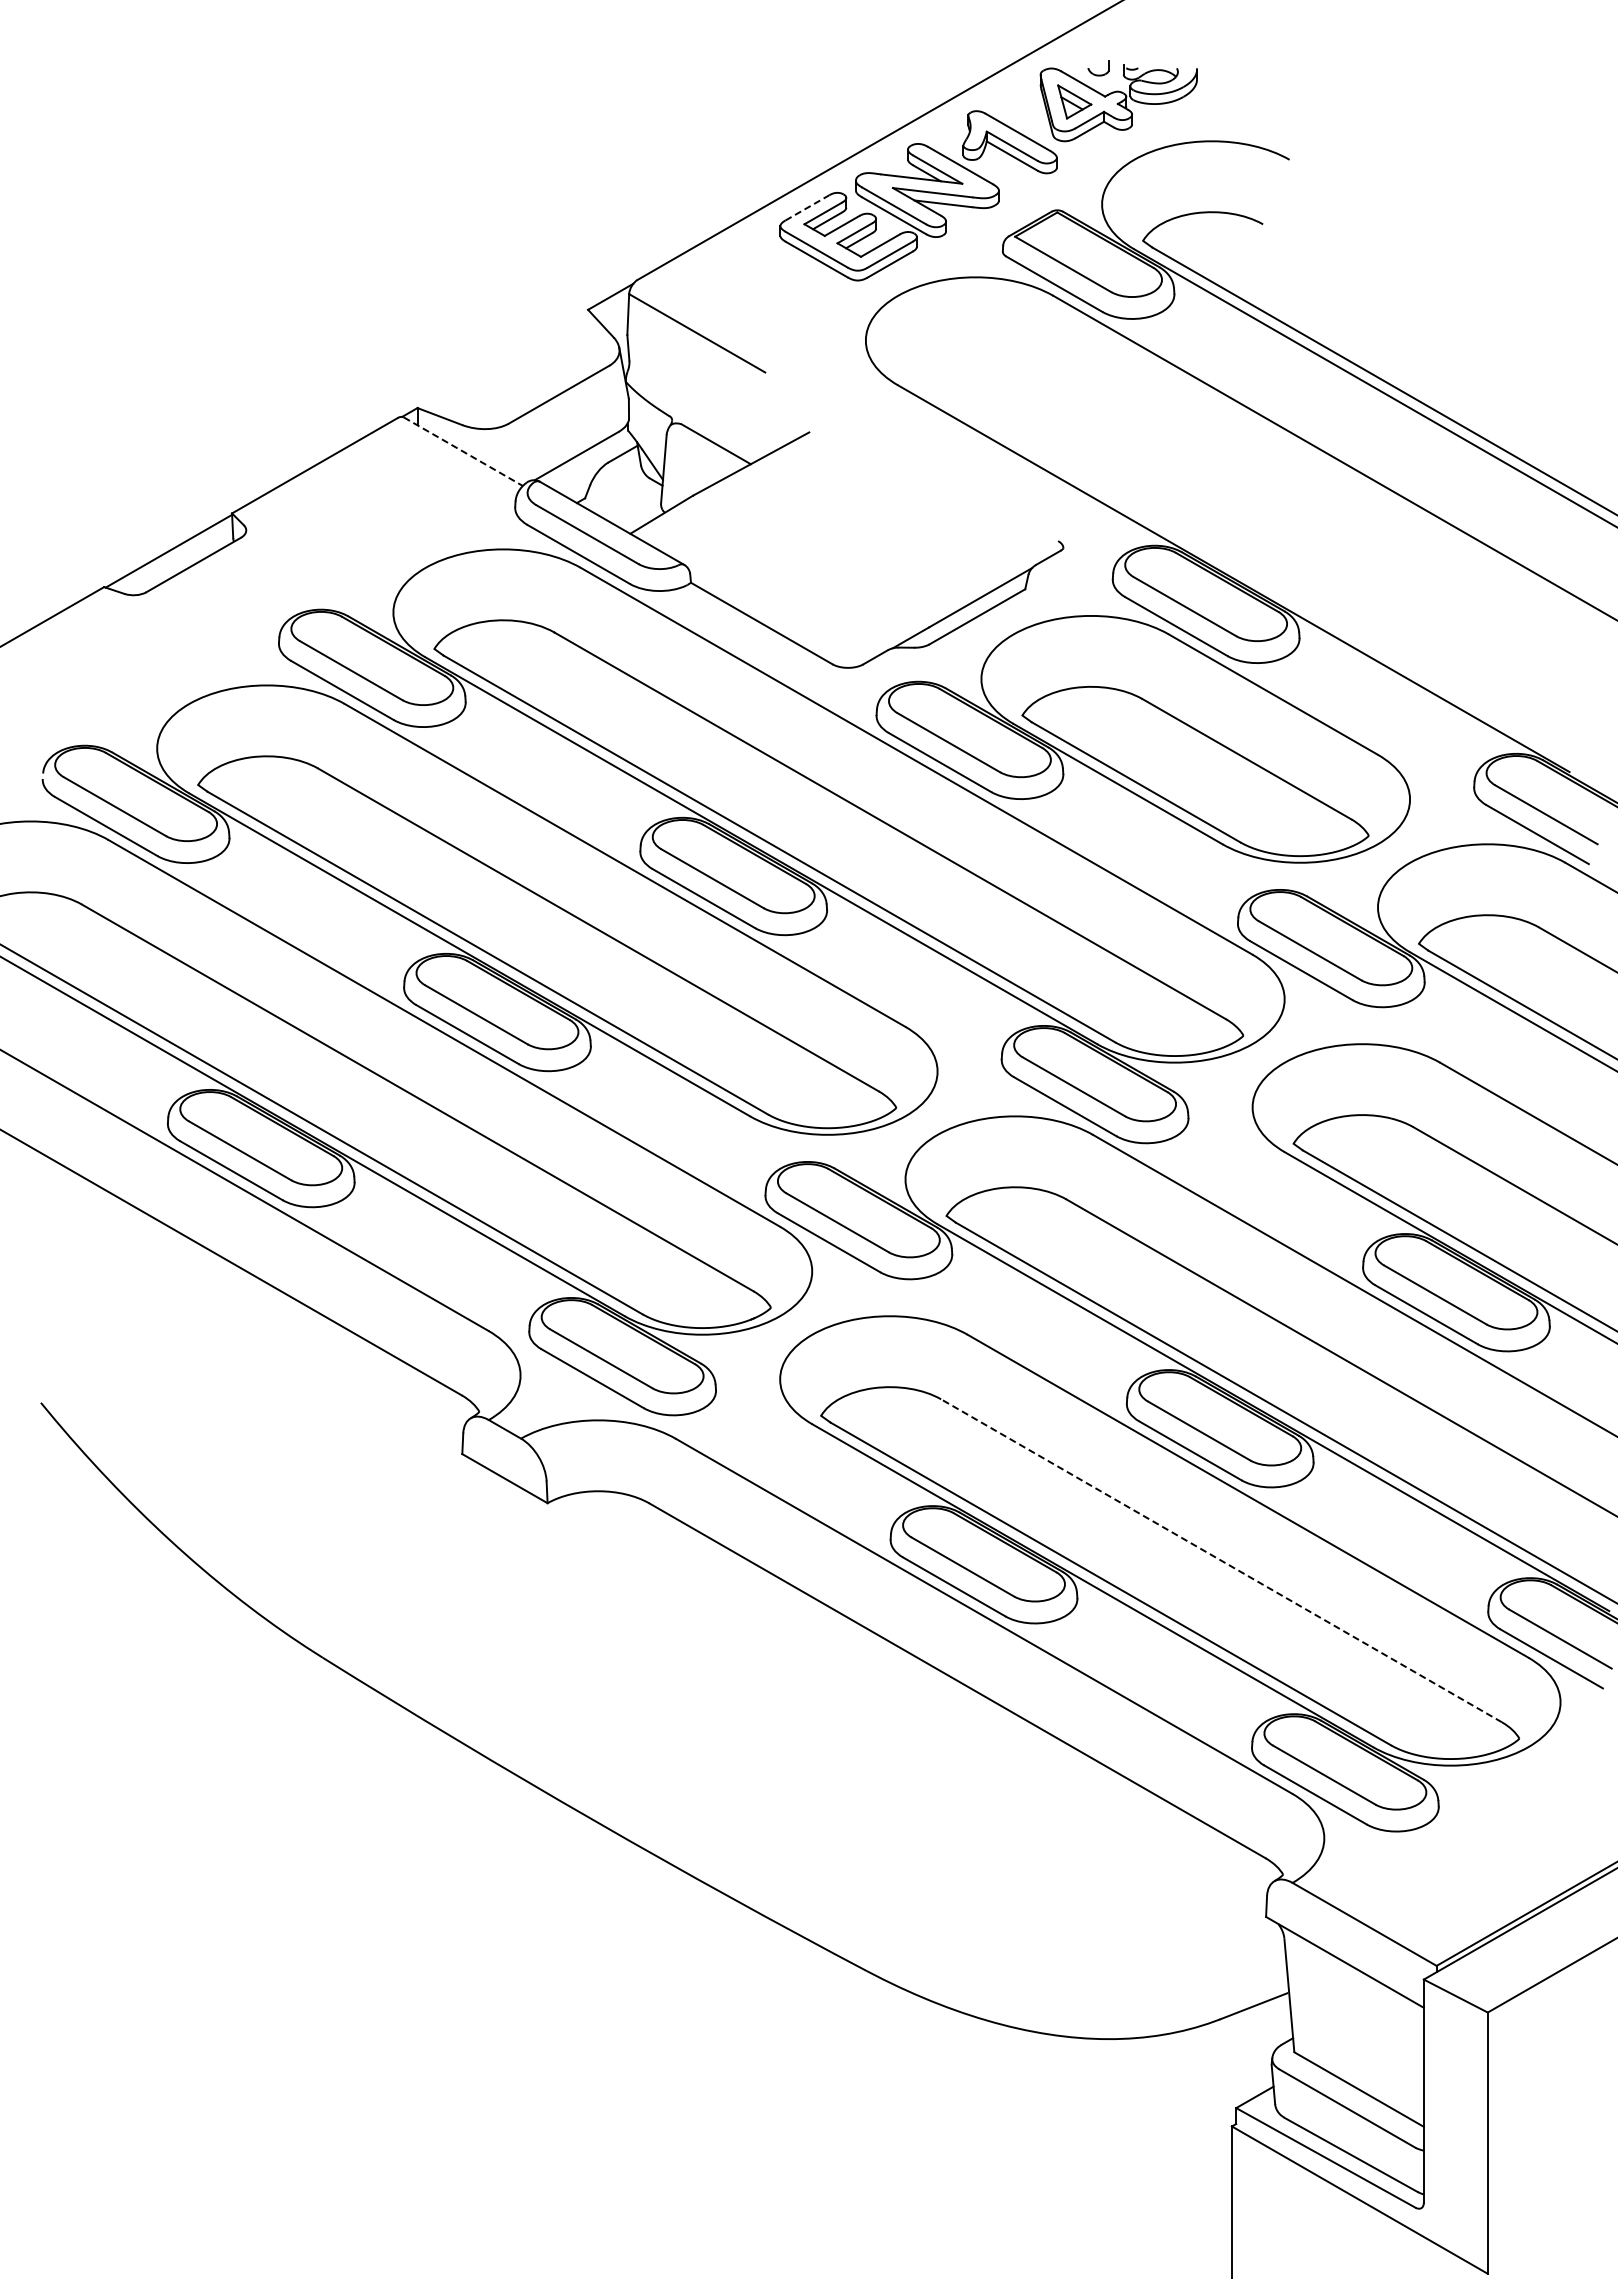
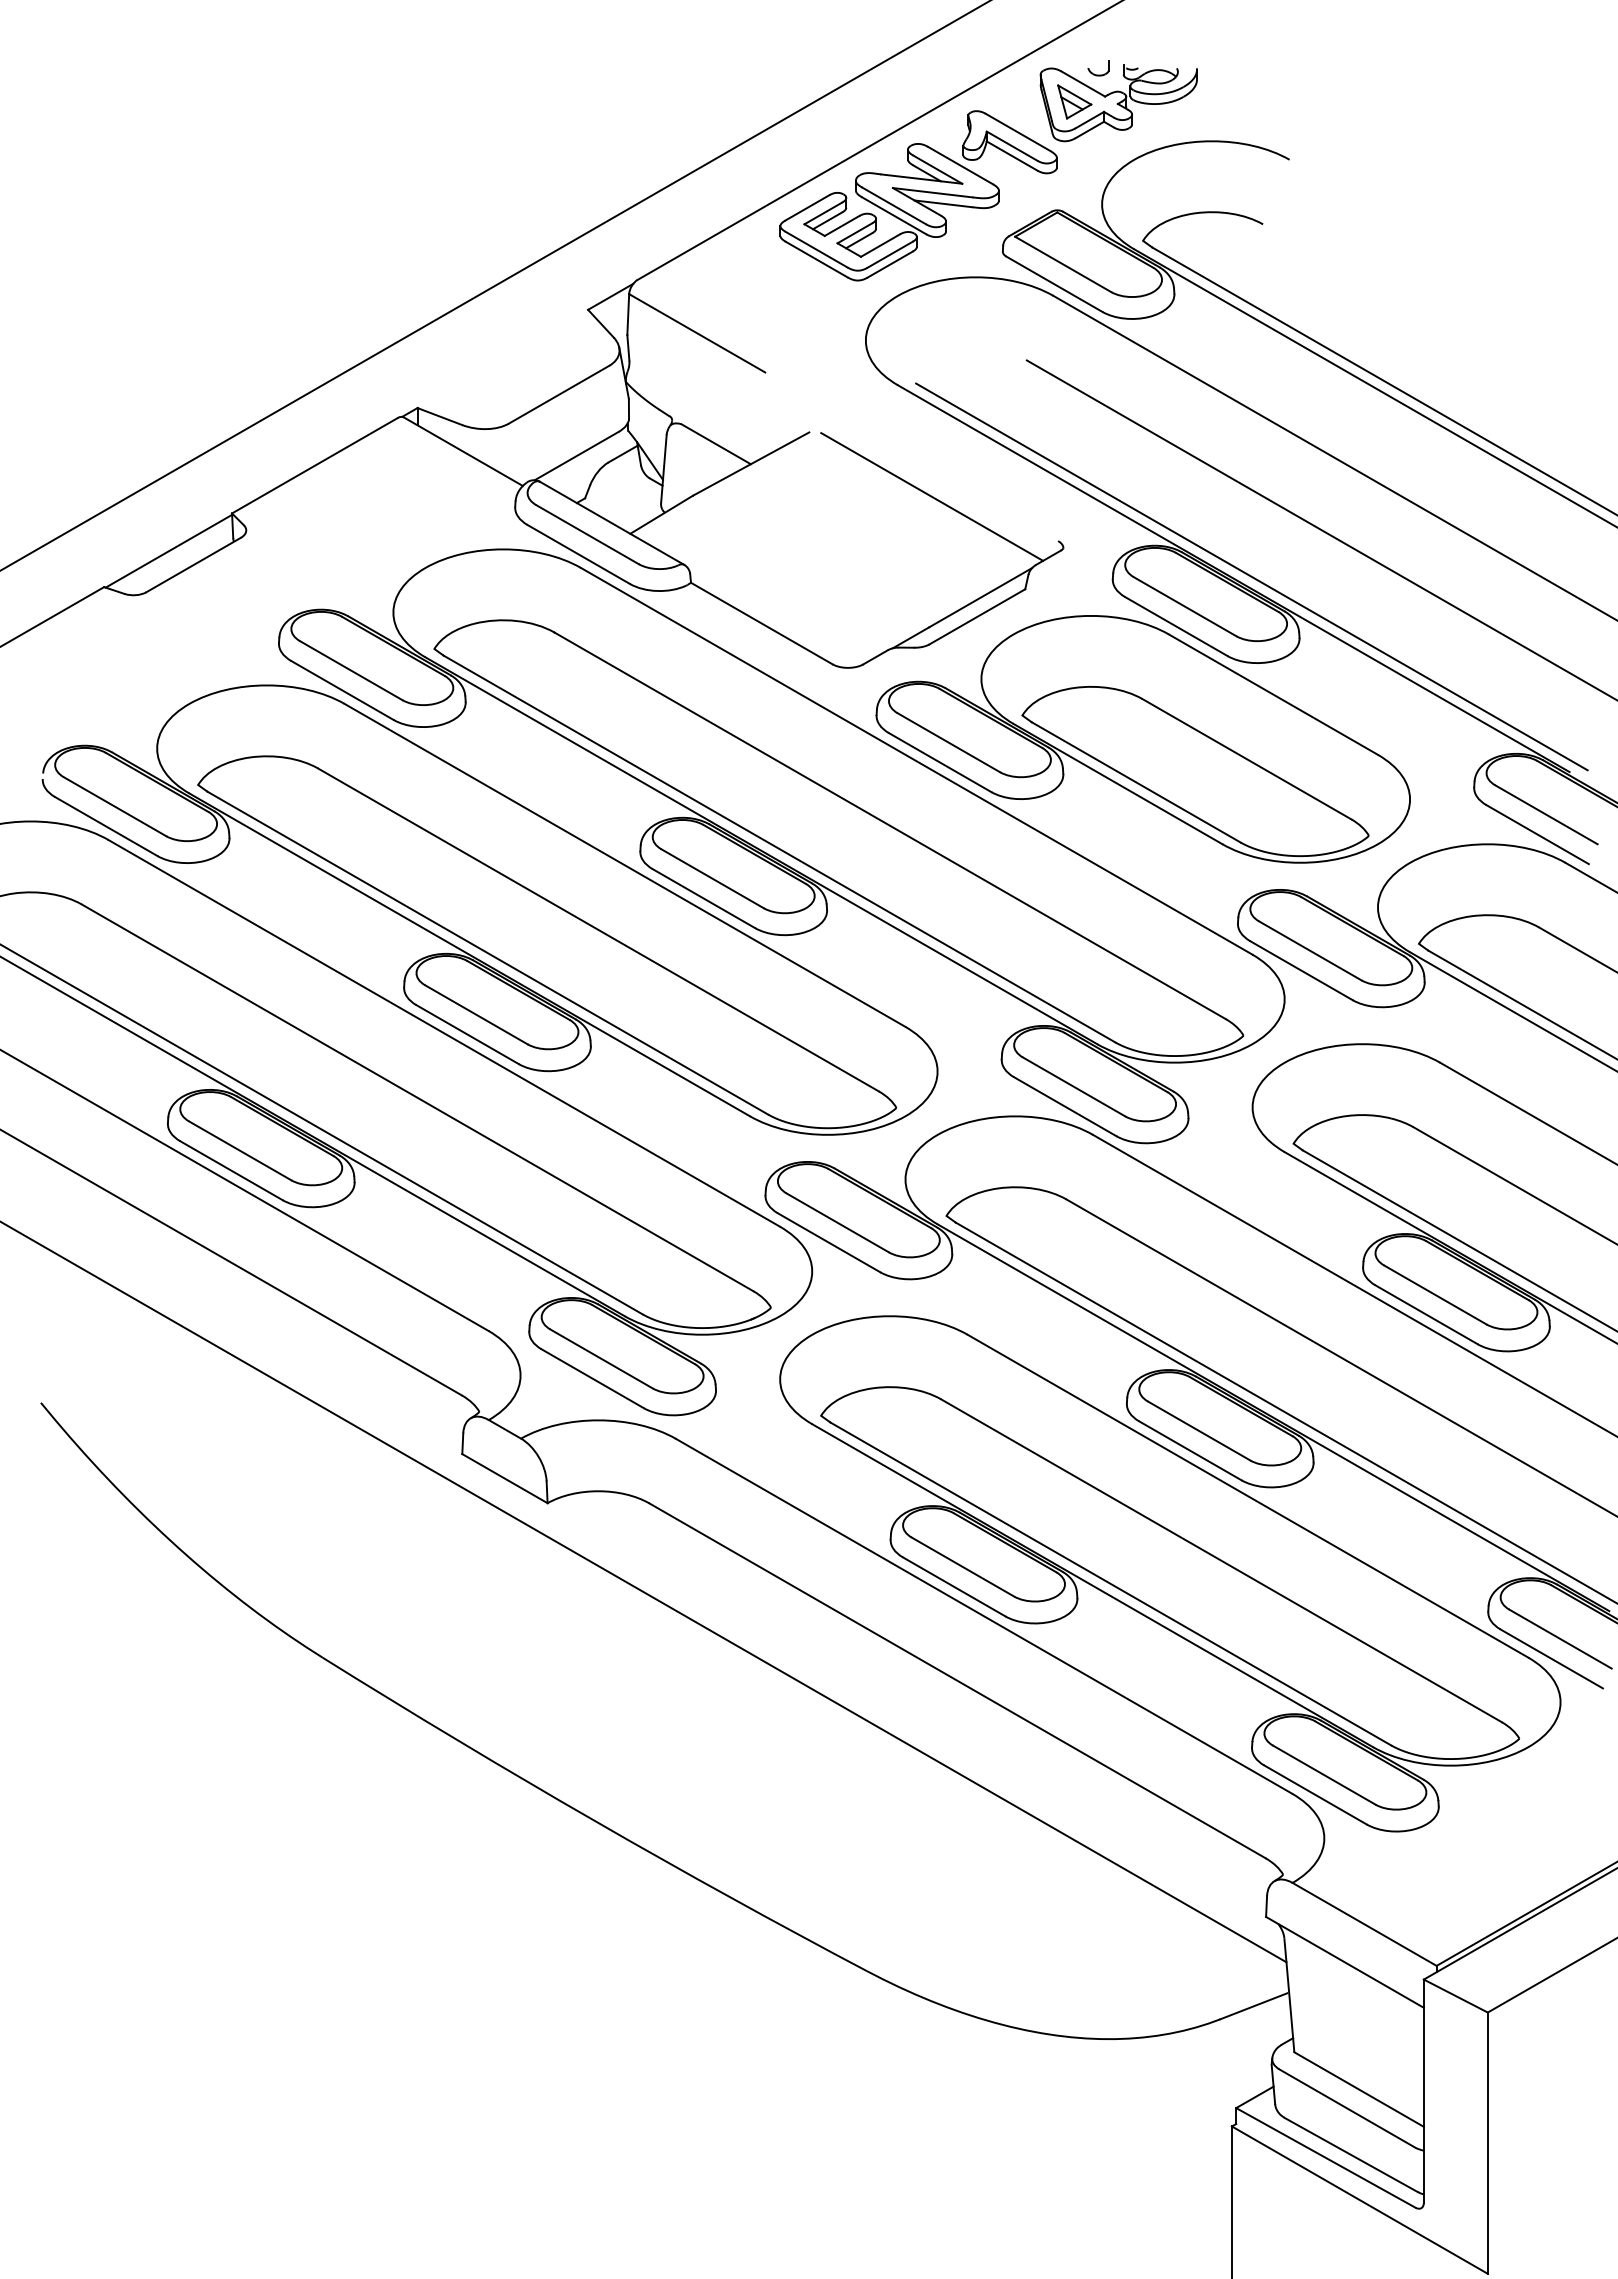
line: dashed -> solid (807, 207)
line: none -> present (494, 285)
line: dashed -> solid (463, 451)
line: none -> present (932, 496)
line: none -> present (1320, 529)
line: none -> present (1251, 576)
line: dashed -> solid (1221, 1560)
line: none -> present (644, 1592)
